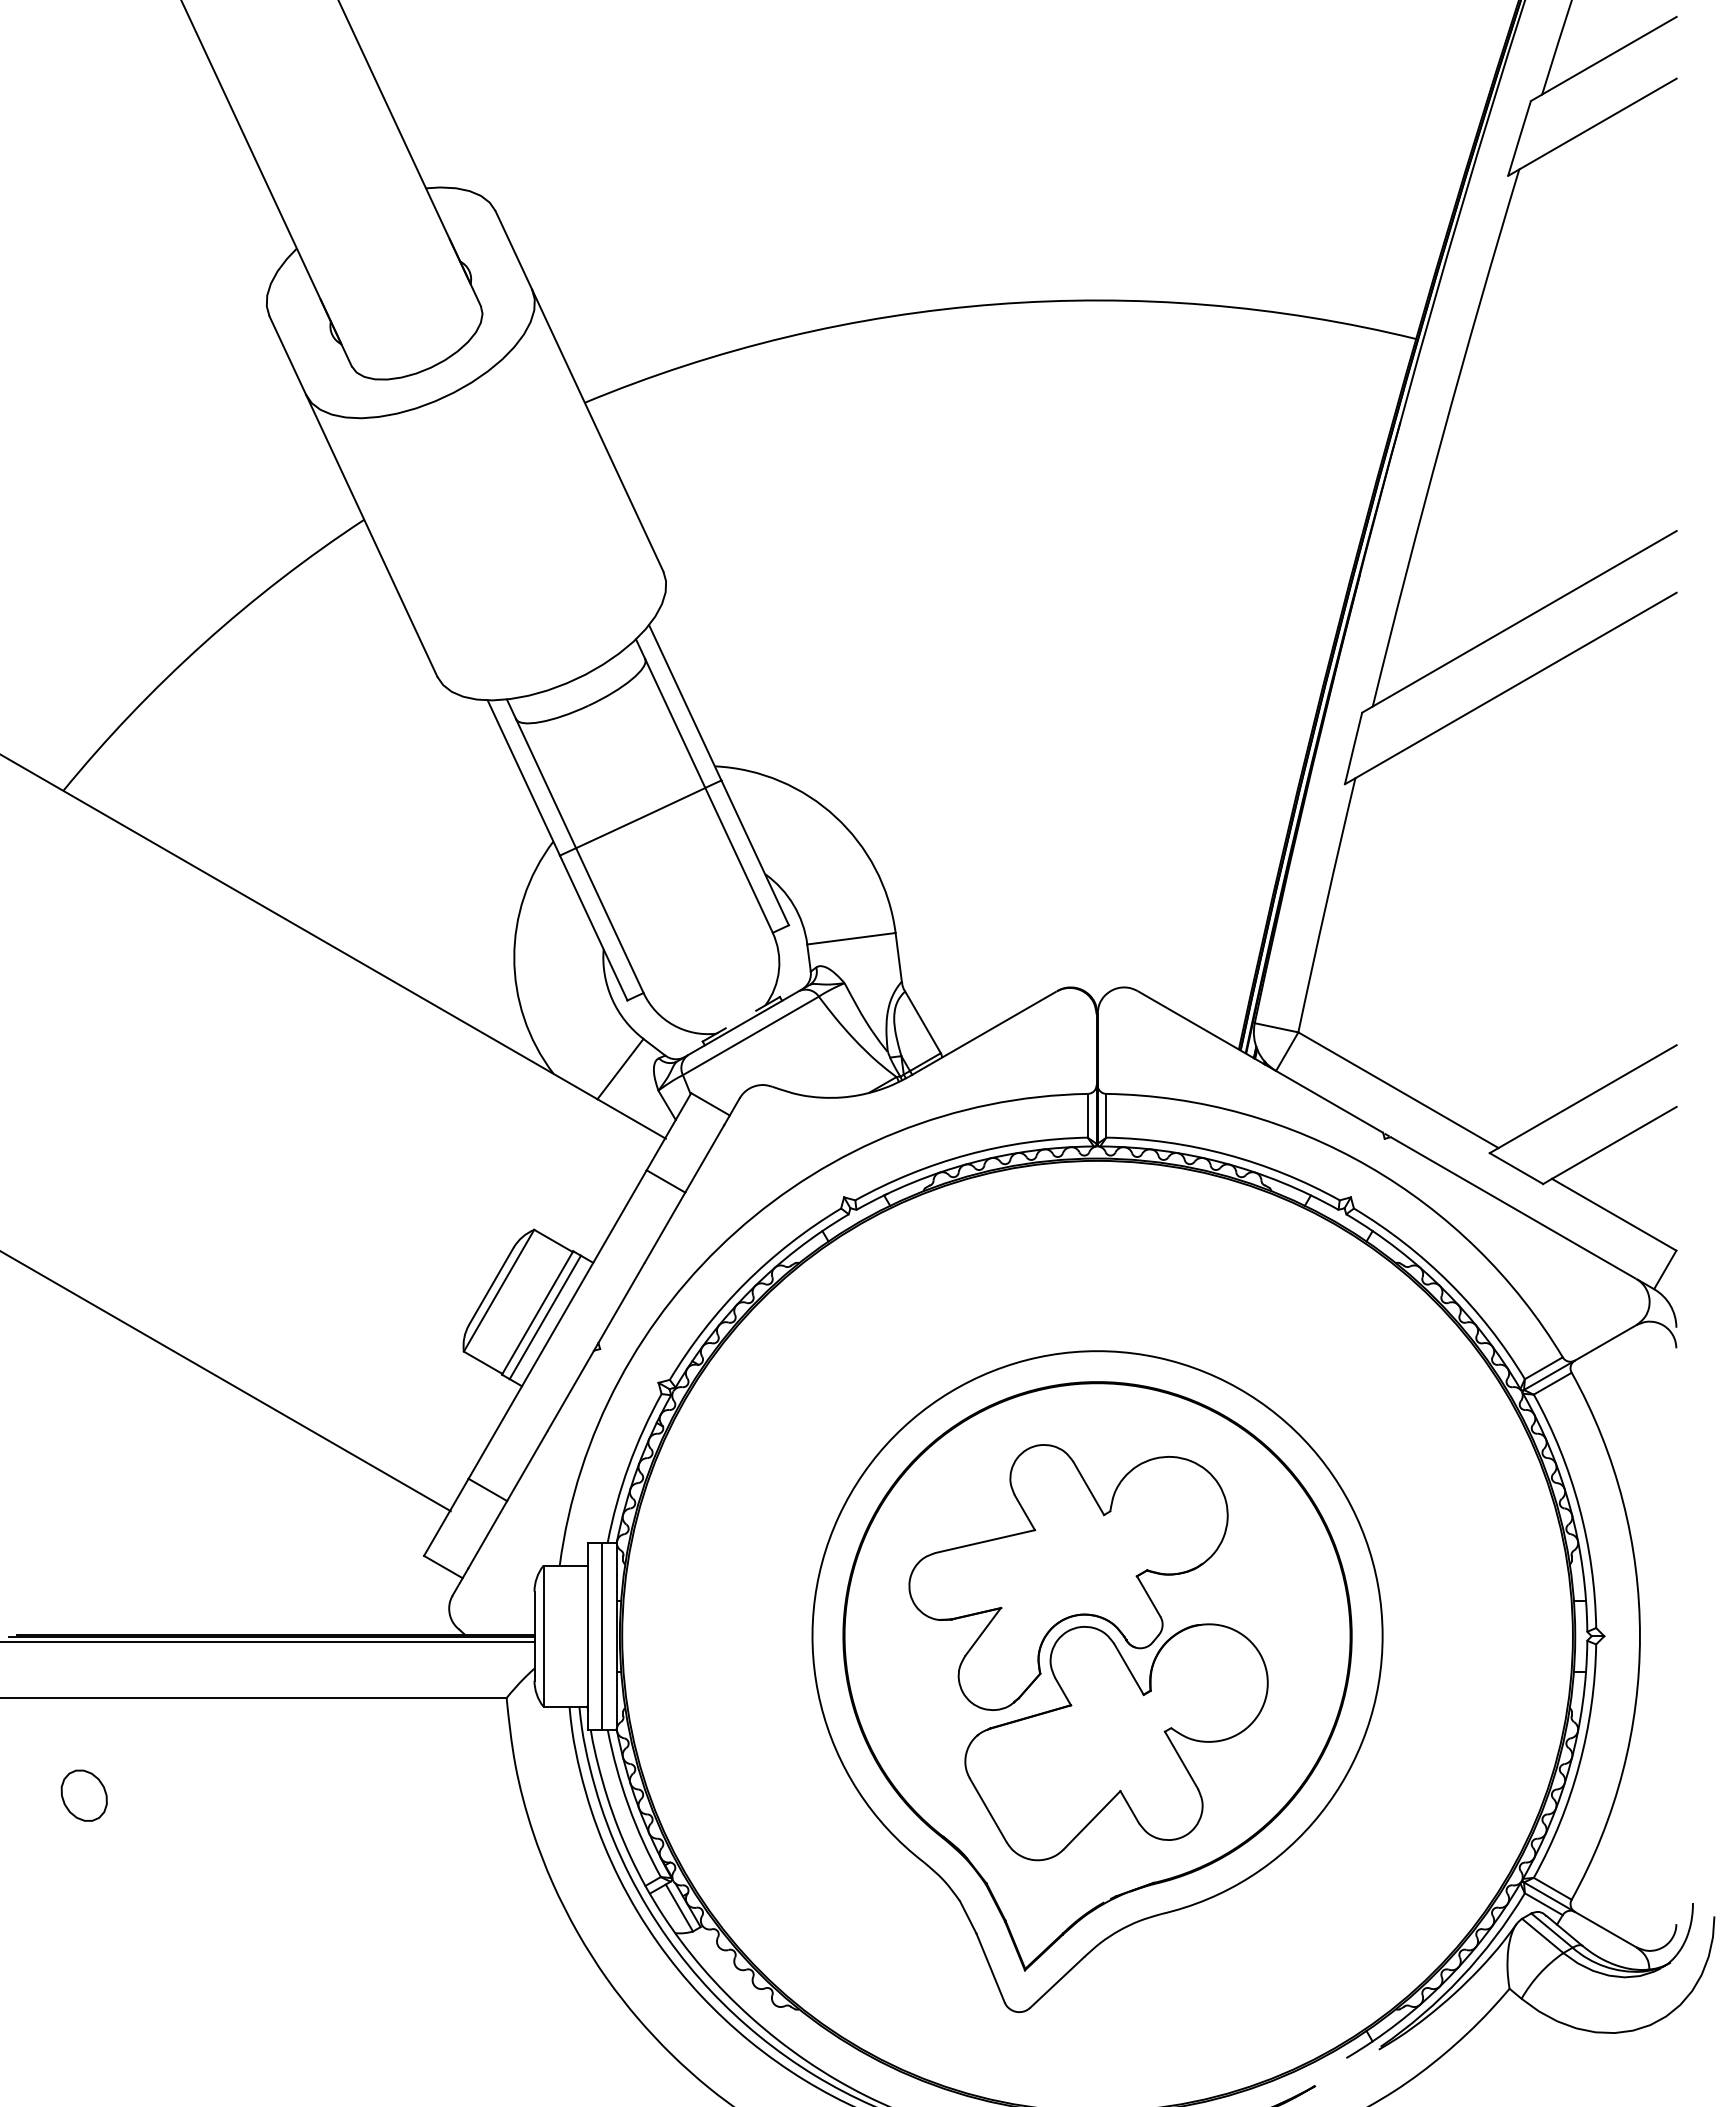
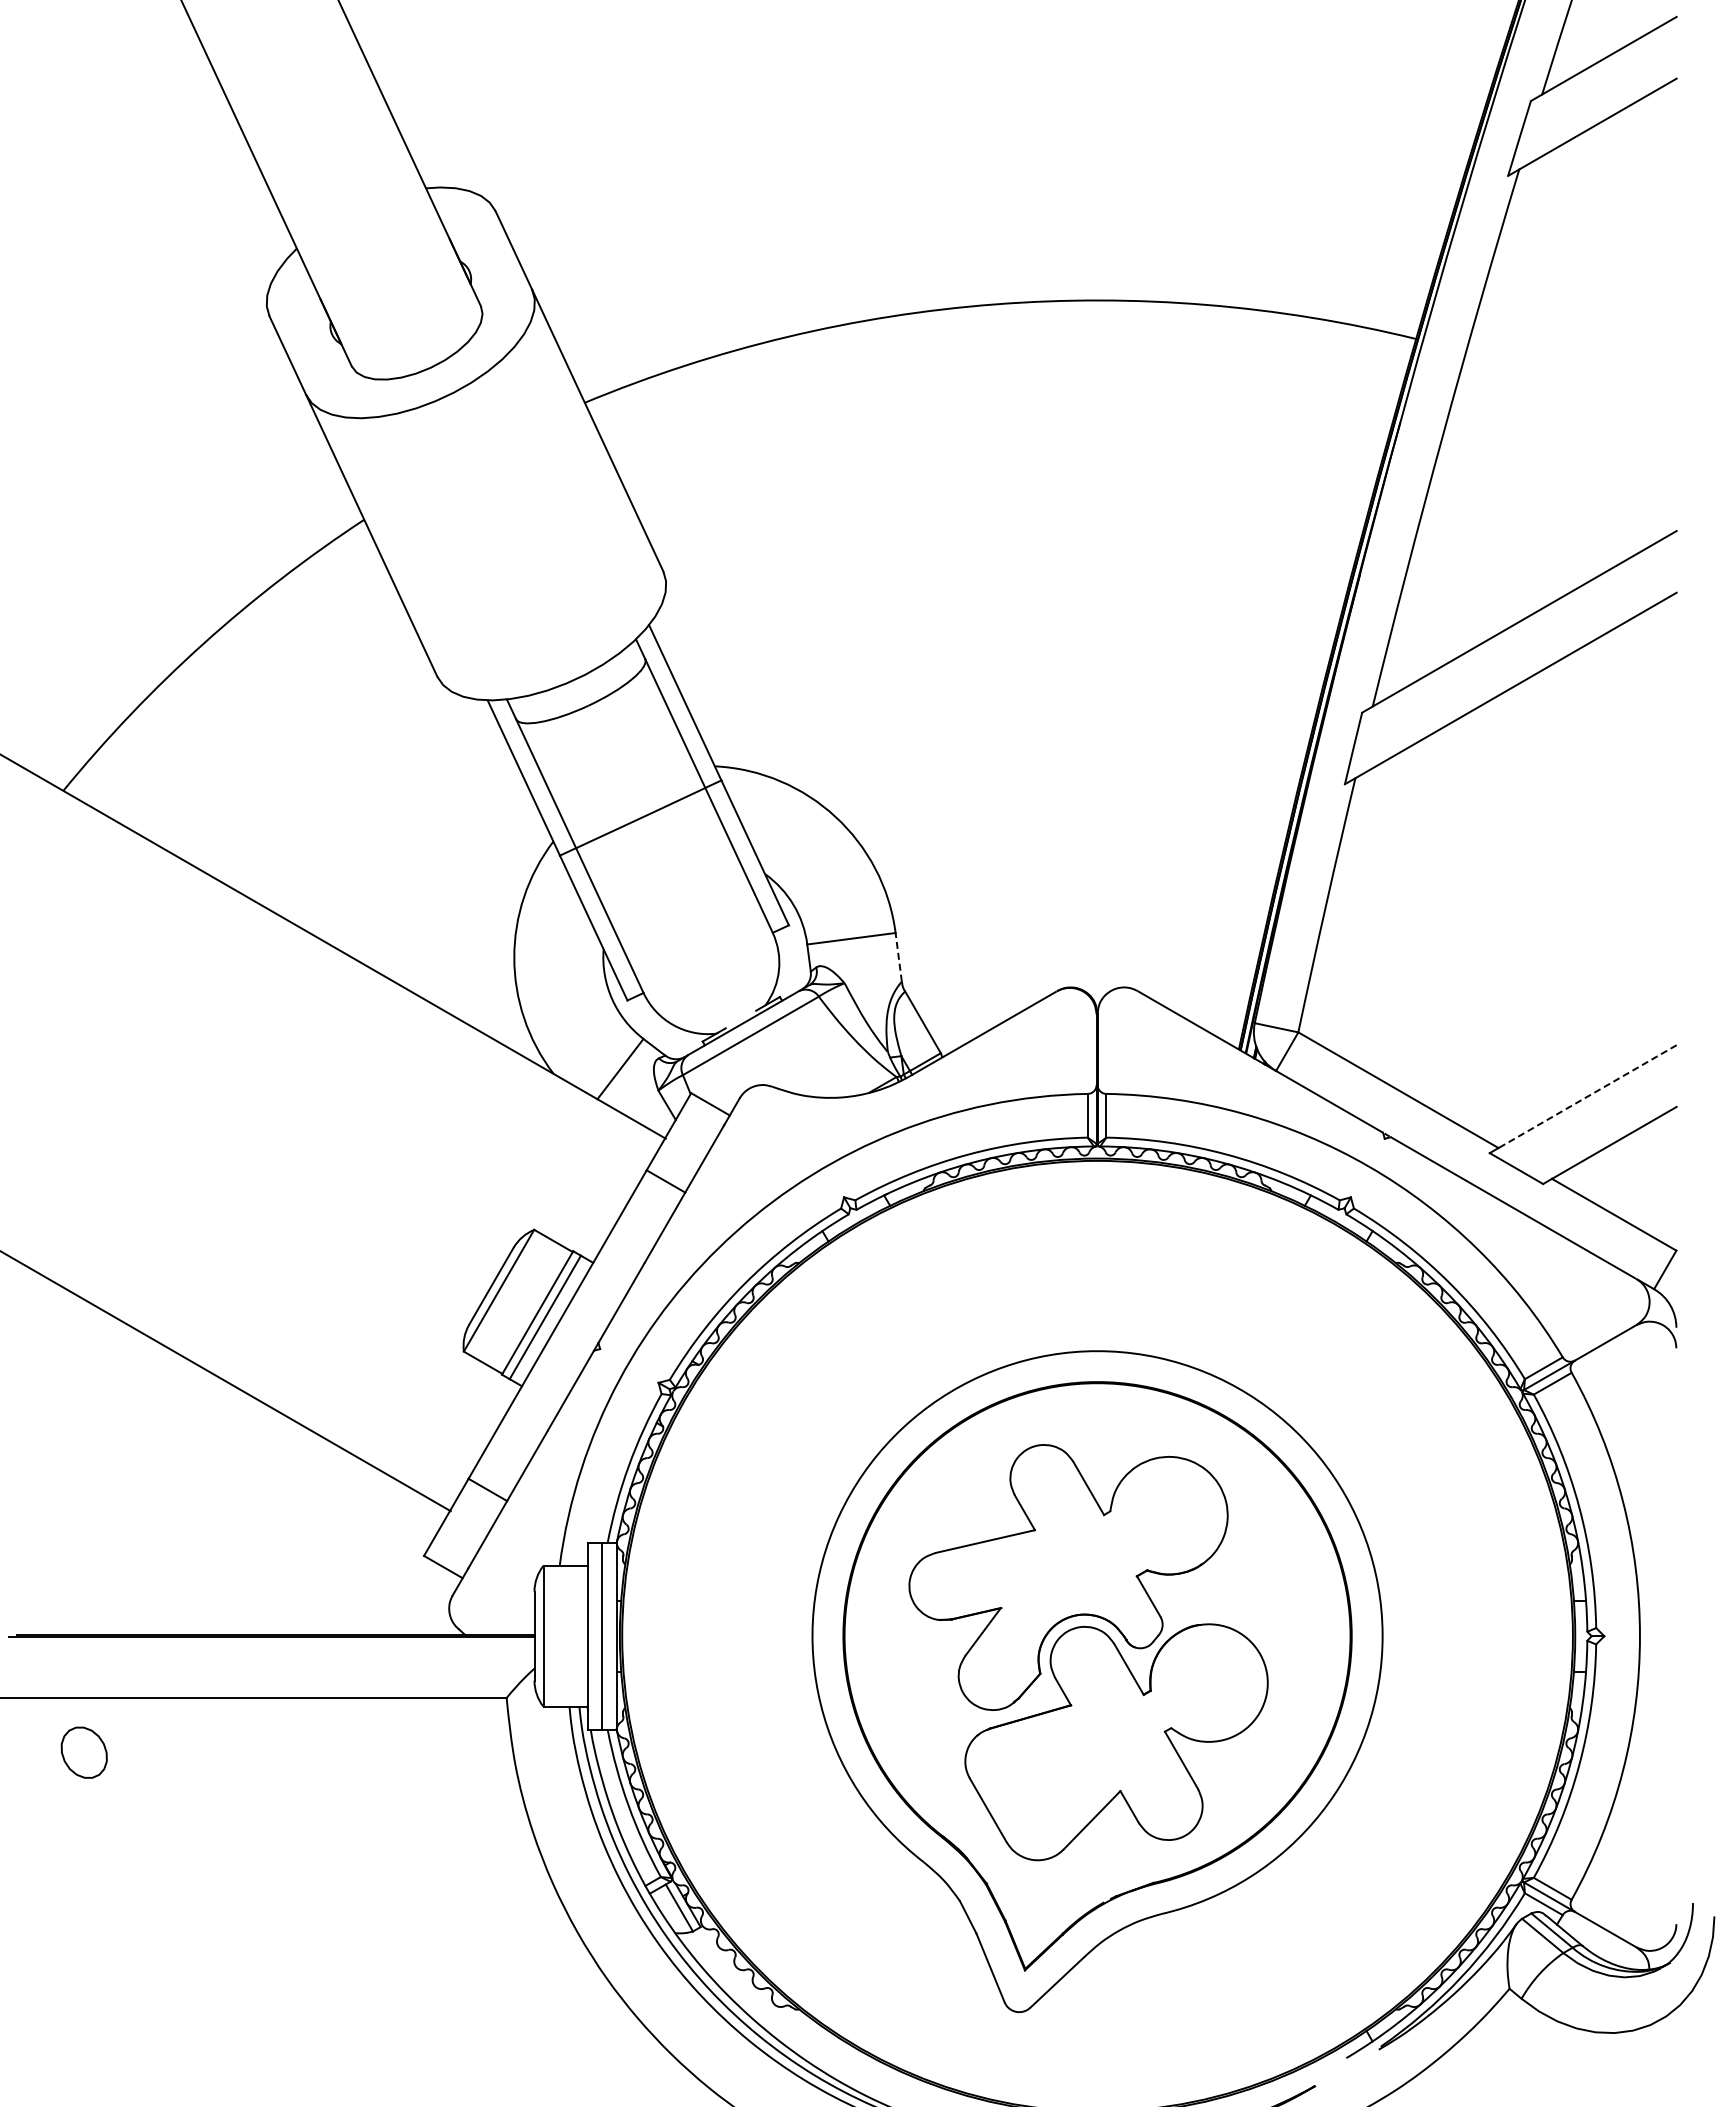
line: solid -> dashed (898, 957)
line: solid -> dashed (1587, 1096)
line: present -> none (268, 1642)
part position: (83, 1795) -> (83, 1752) (83, 1752)
